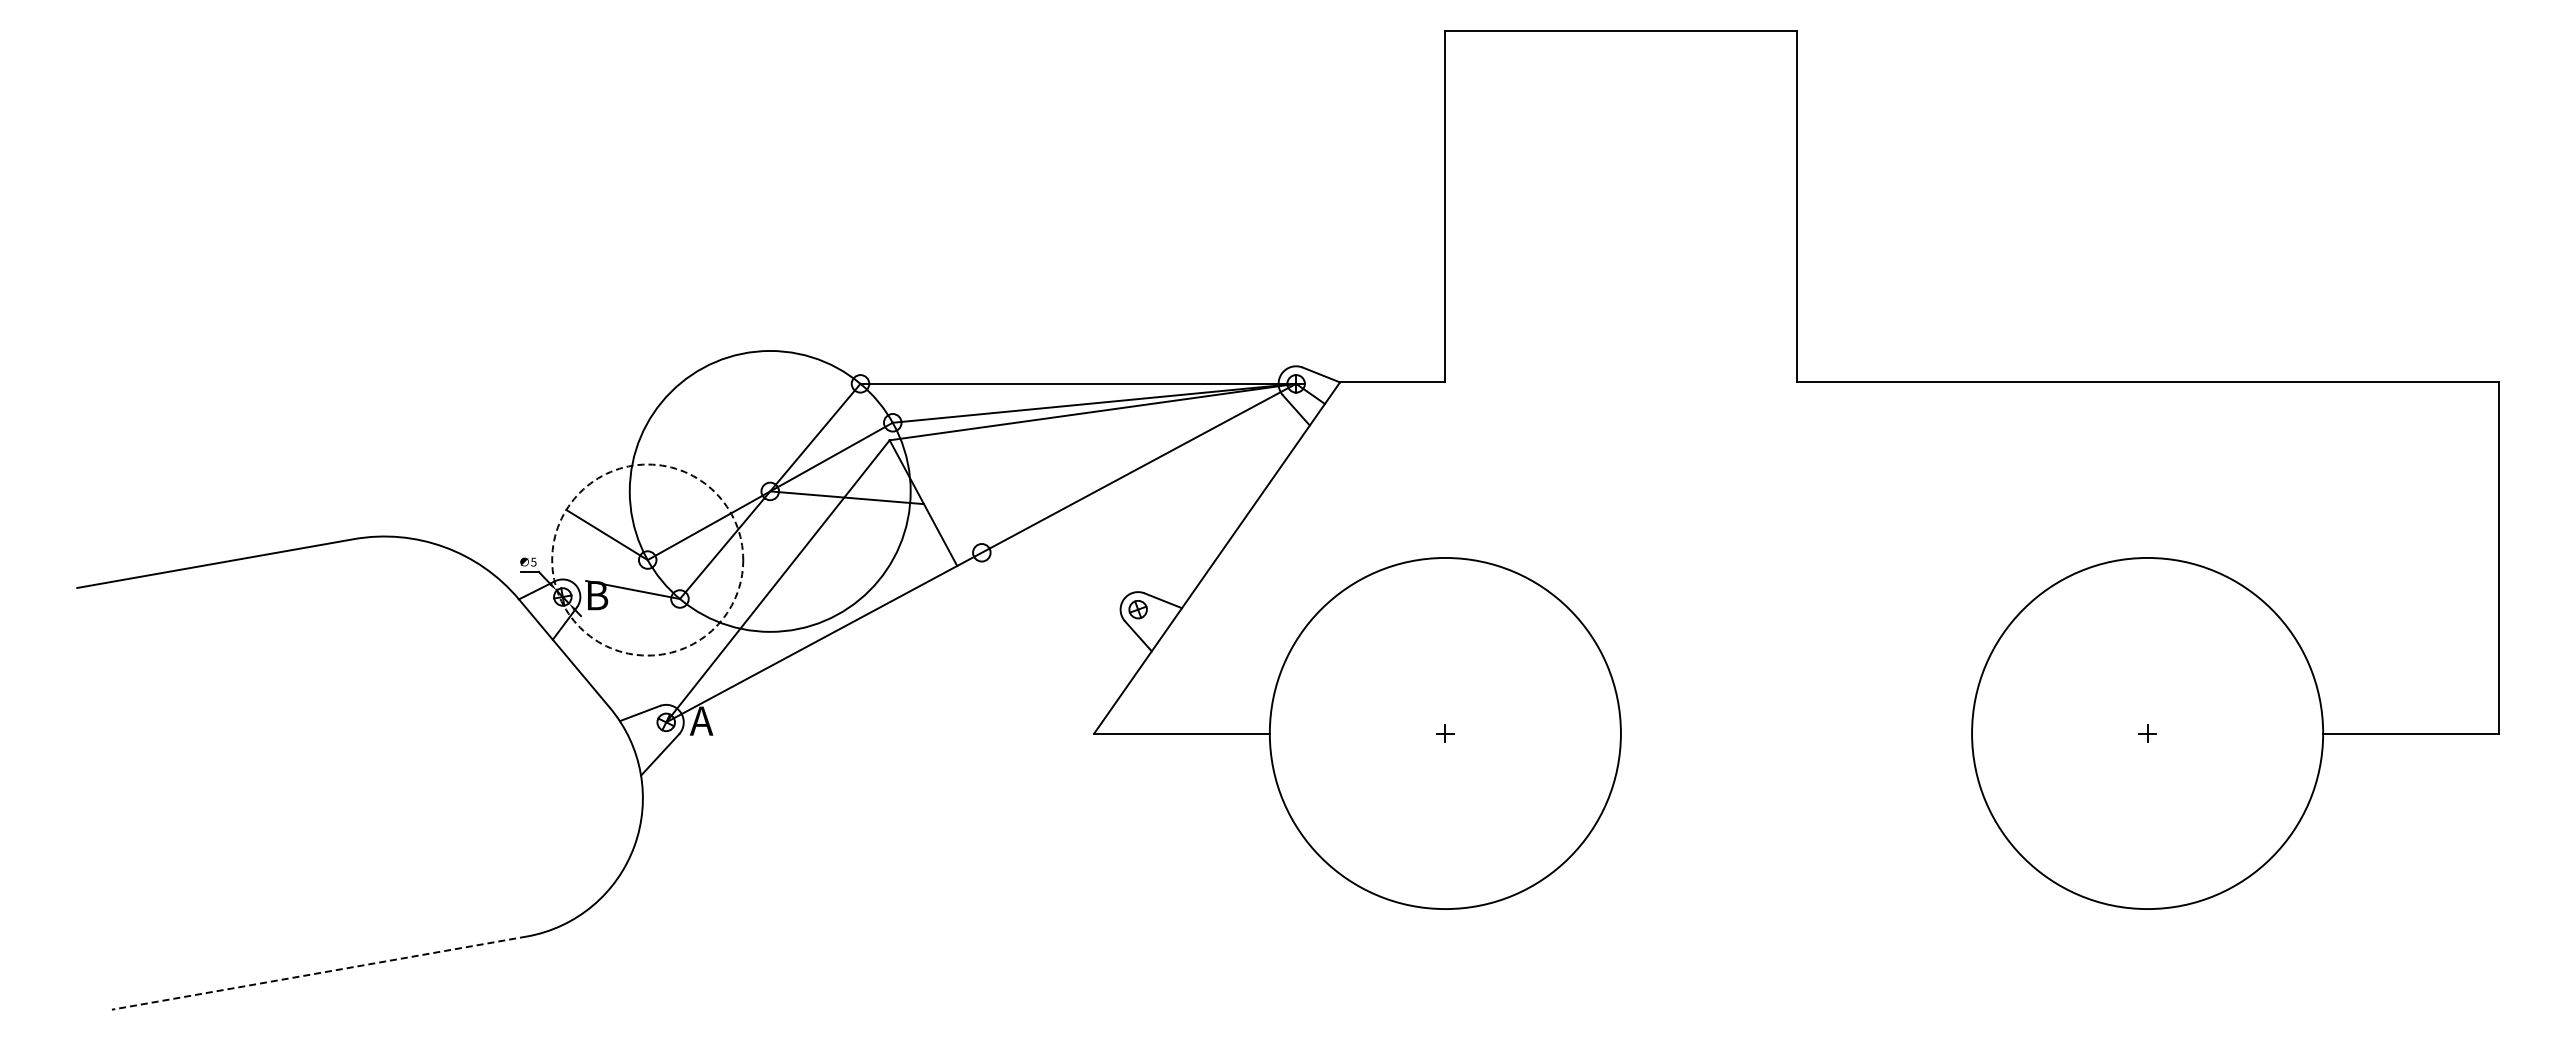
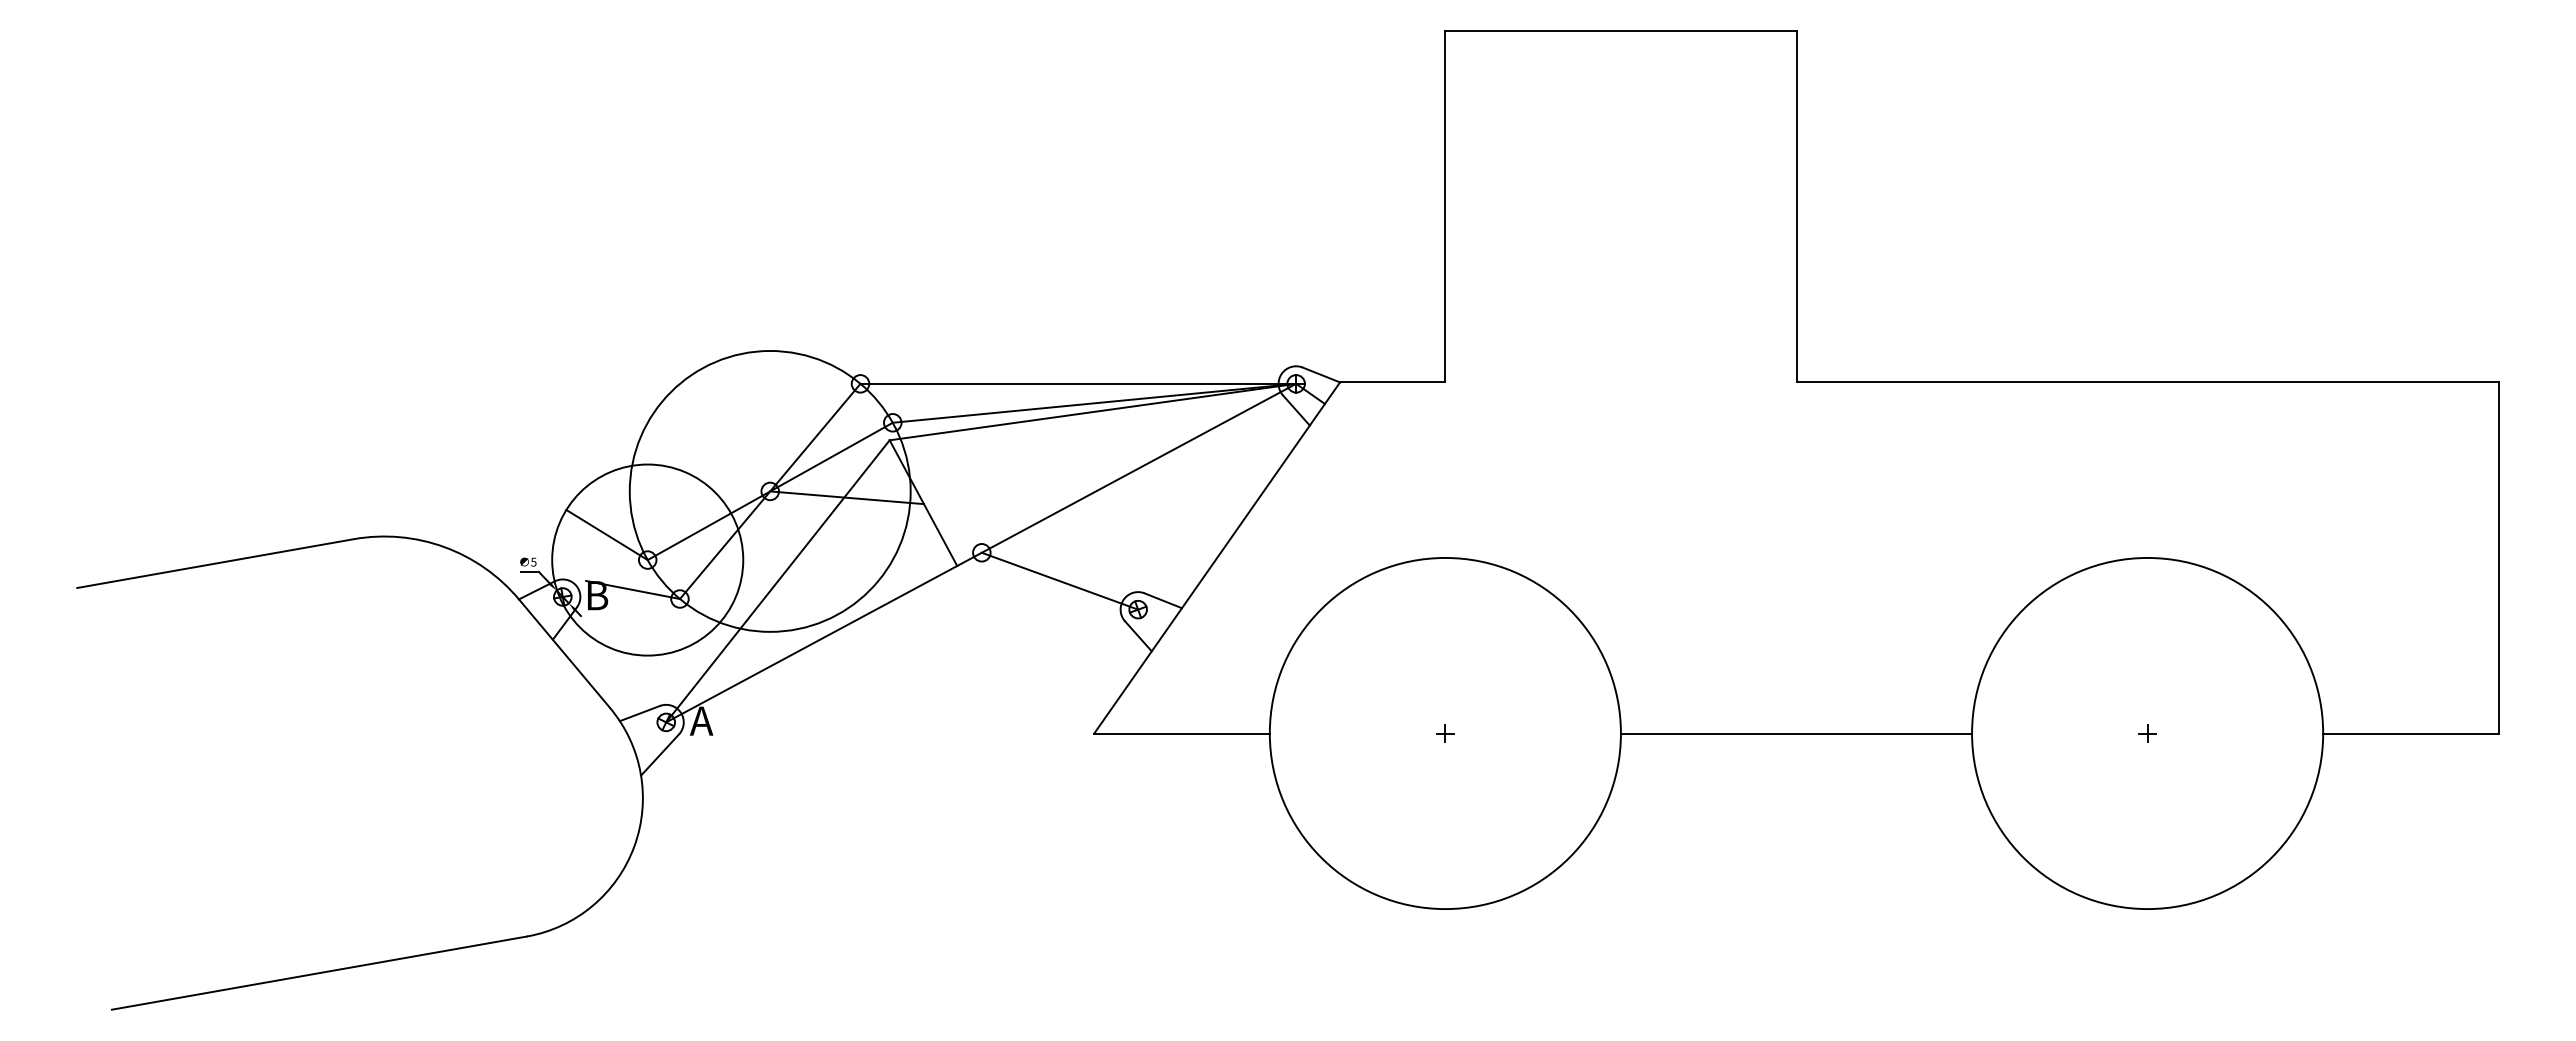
circle: dashed -> solid (647, 559)
line: none -> present (1059, 580)
line: none -> present (1796, 733)
line: dashed -> solid (319, 973)
